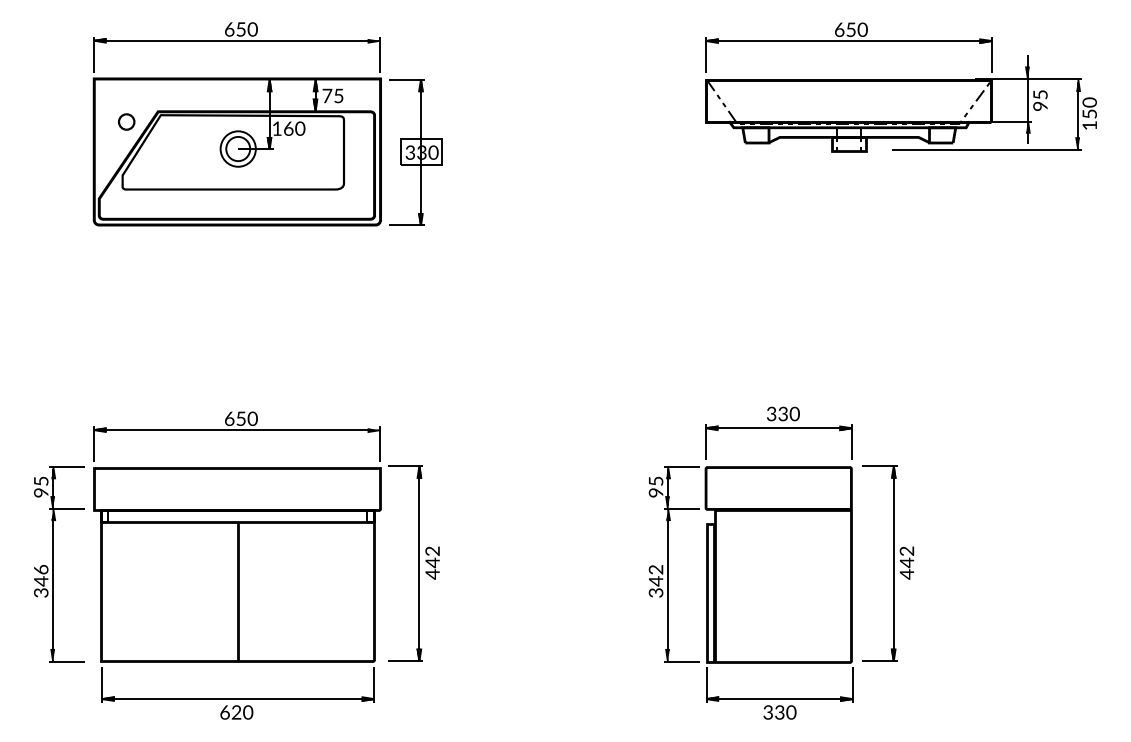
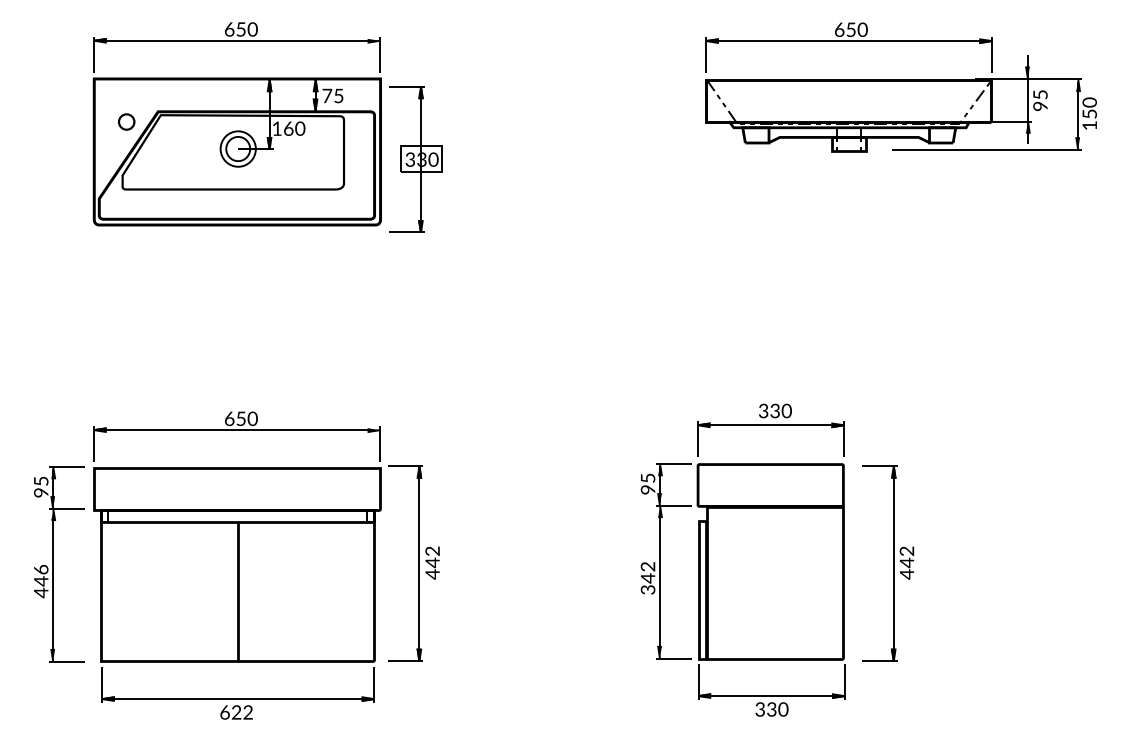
part position: (415, 152) -> (415, 159) (415, 159)
part position: (750, 562) -> (742, 559) (742, 559)
text: 346 -> 446 (41, 592)
text: 620 -> 622 (248, 712)
